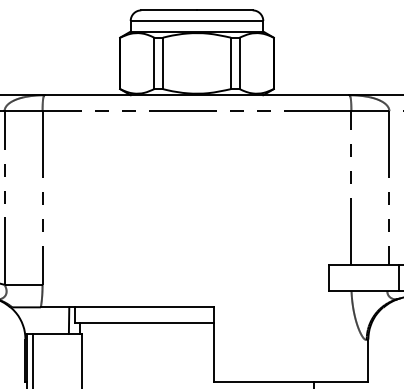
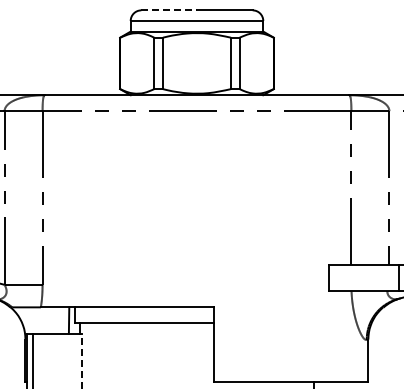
line: solid -> dashed (169, 10)
line: solid -> dashed (81, 360)
